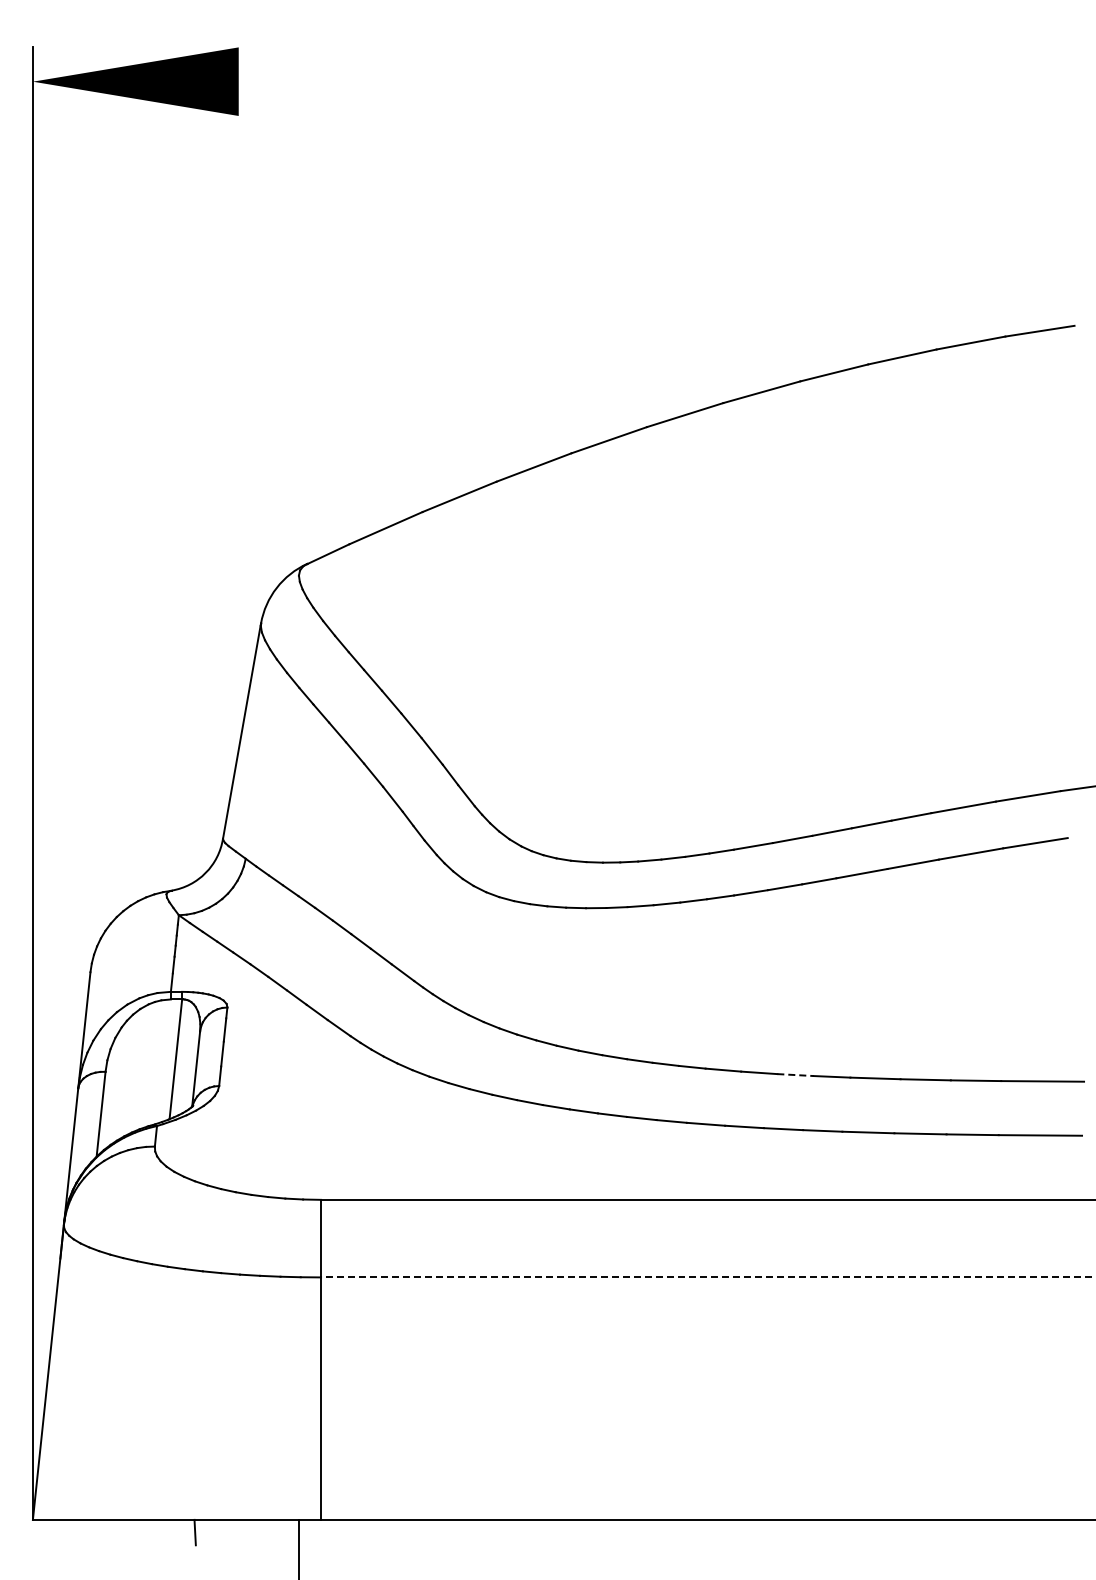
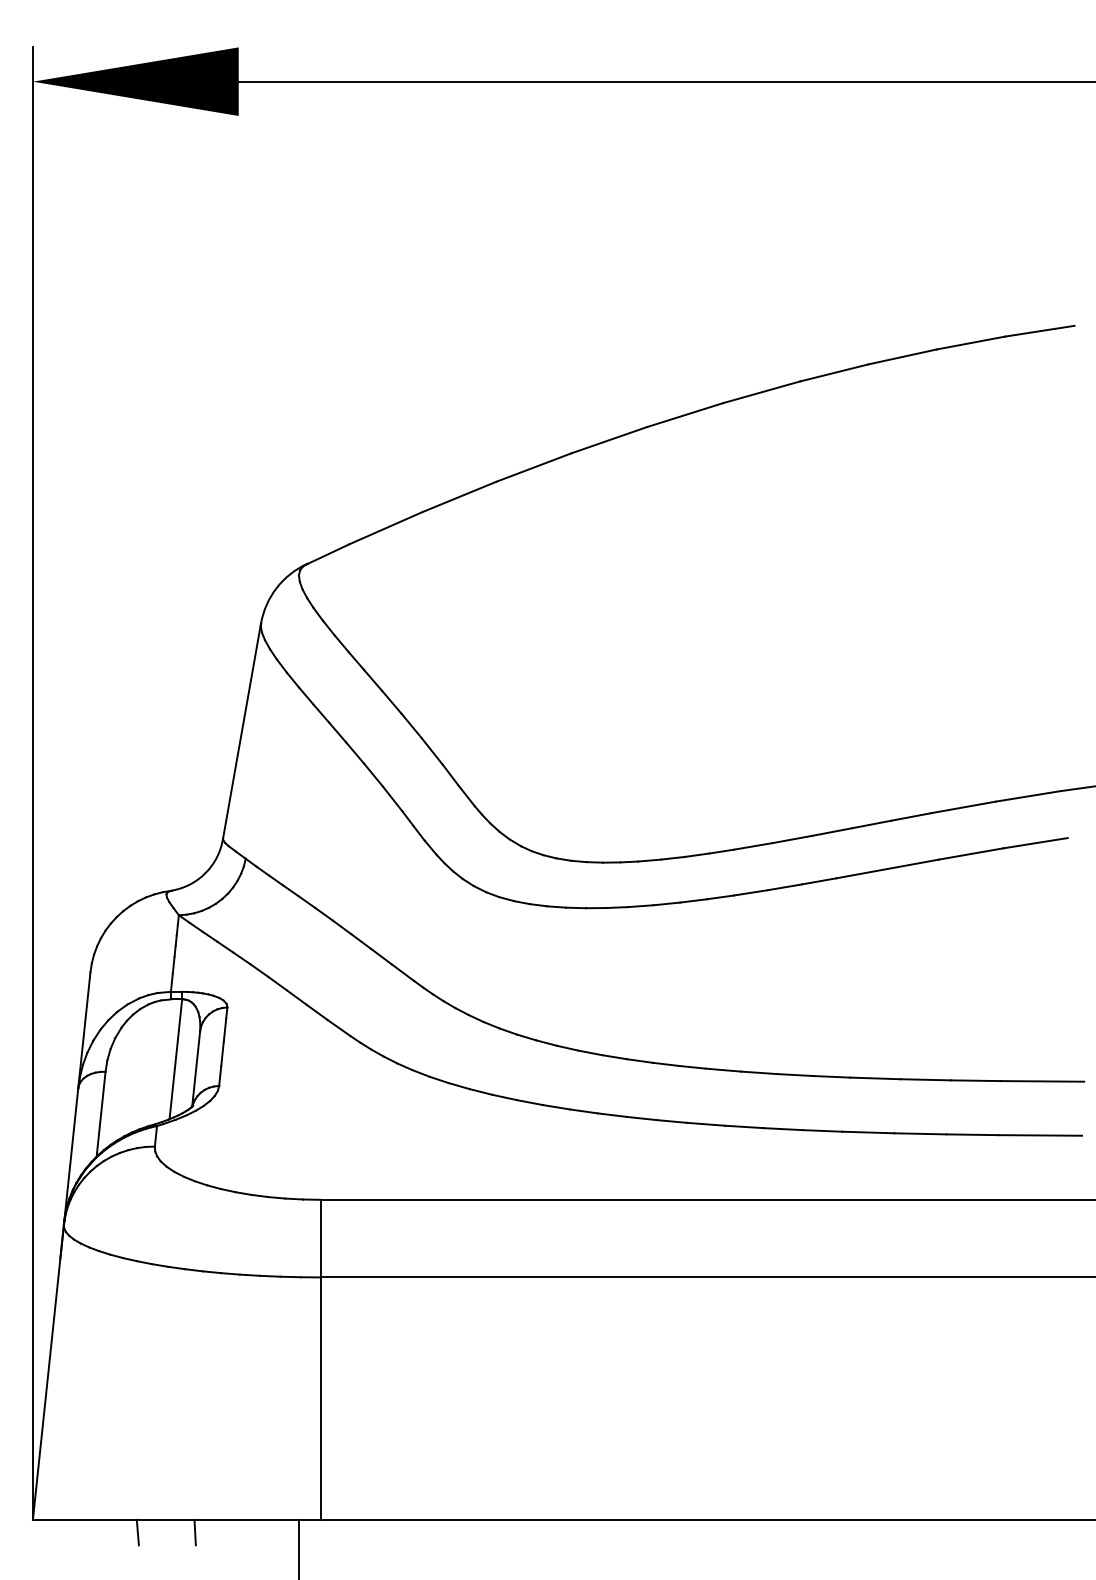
line: none -> present (665, 81)
line: dashed -> solid (796, 1075)
line: dashed -> solid (707, 1277)
line: none -> present (137, 1532)
